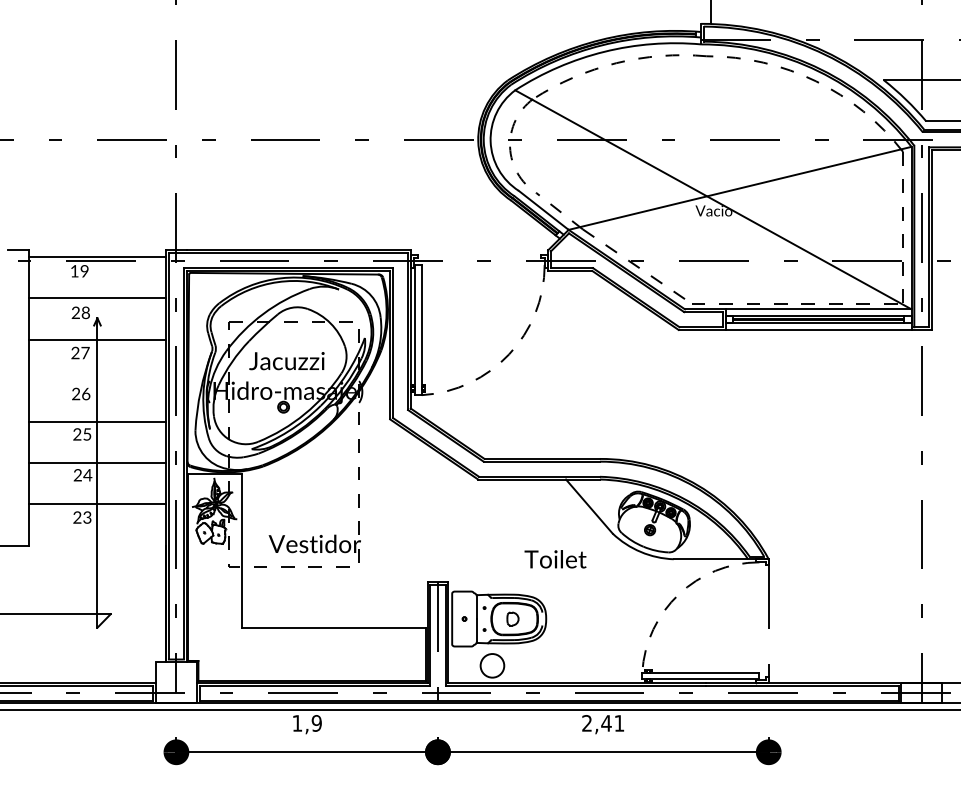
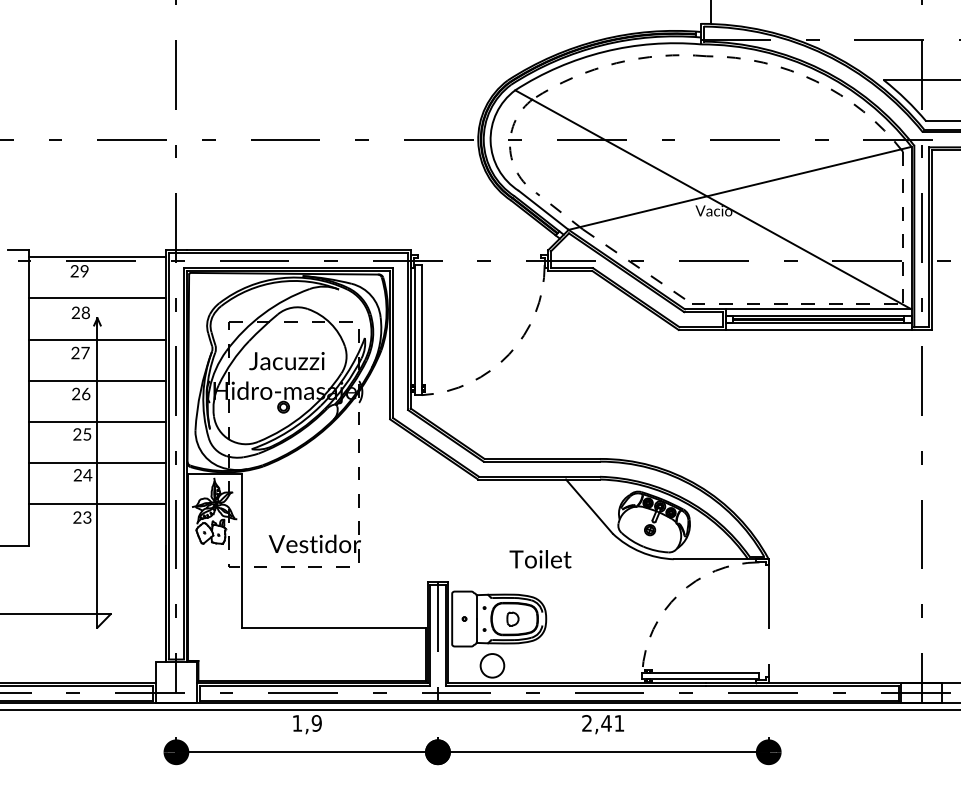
text: 19 -> 29 (74, 271)
line: none -> present (97, 380)
text position: (555, 559) -> (540, 559) (540, 559)
